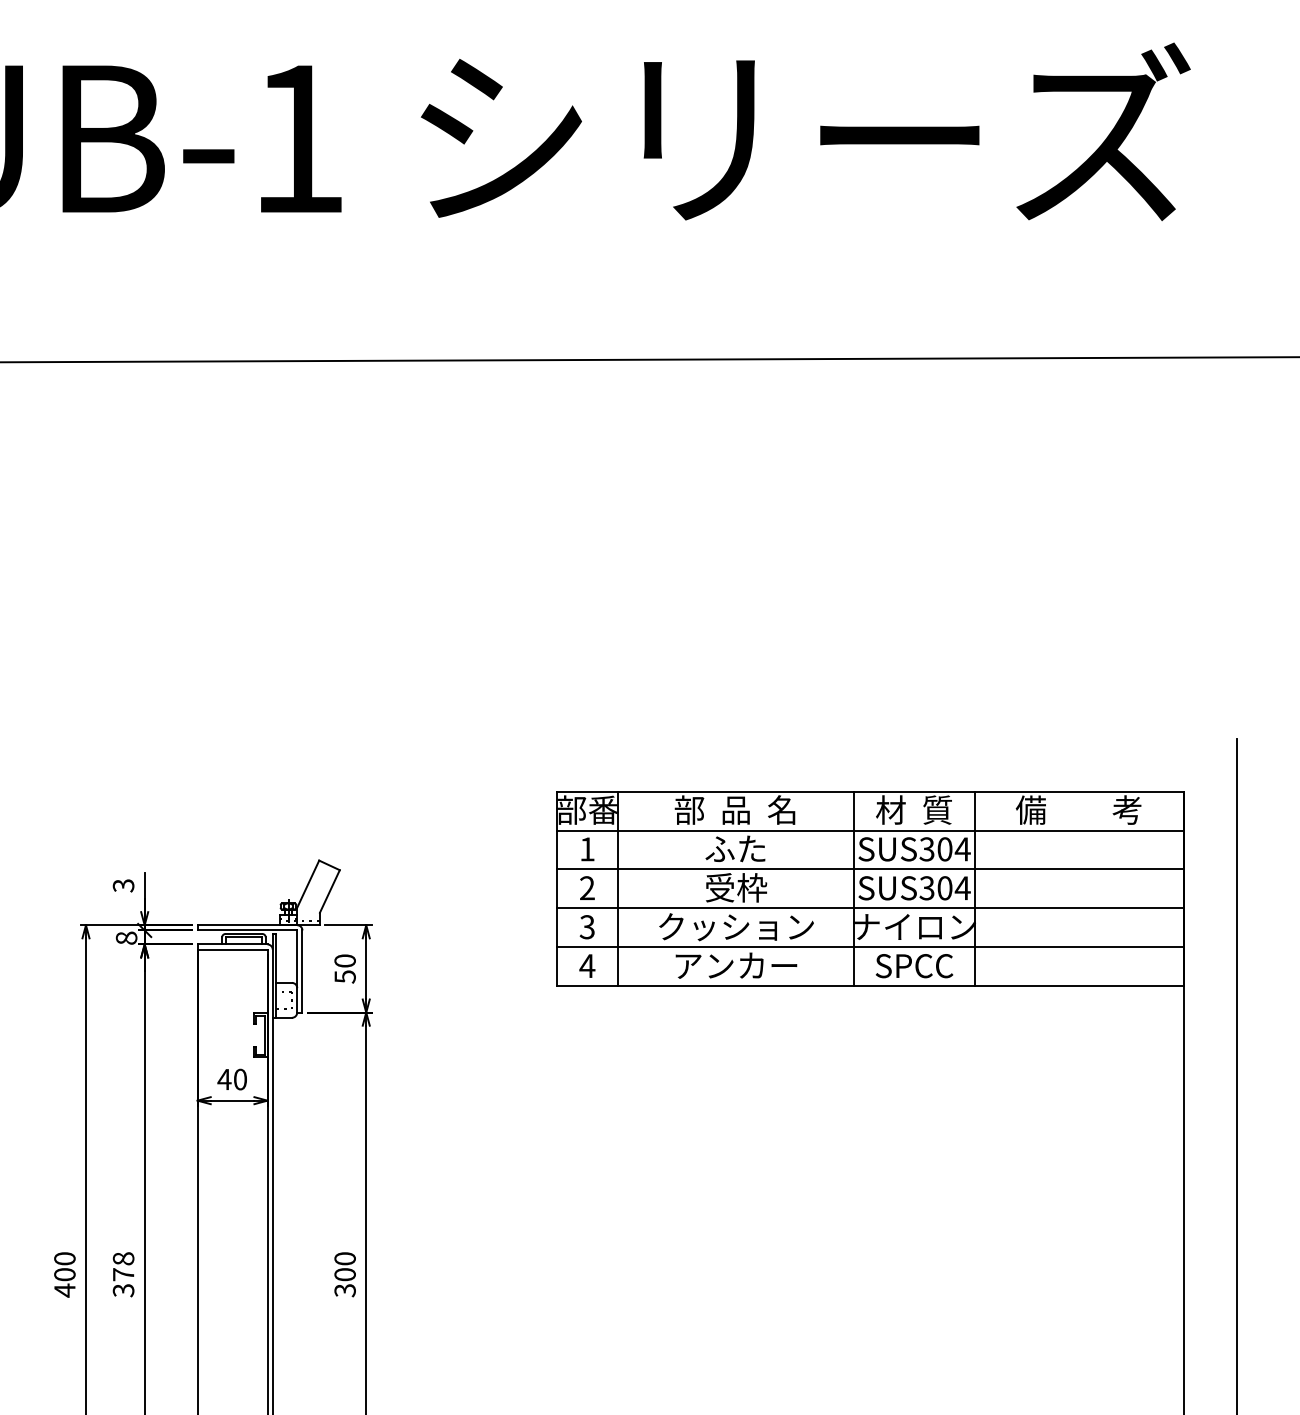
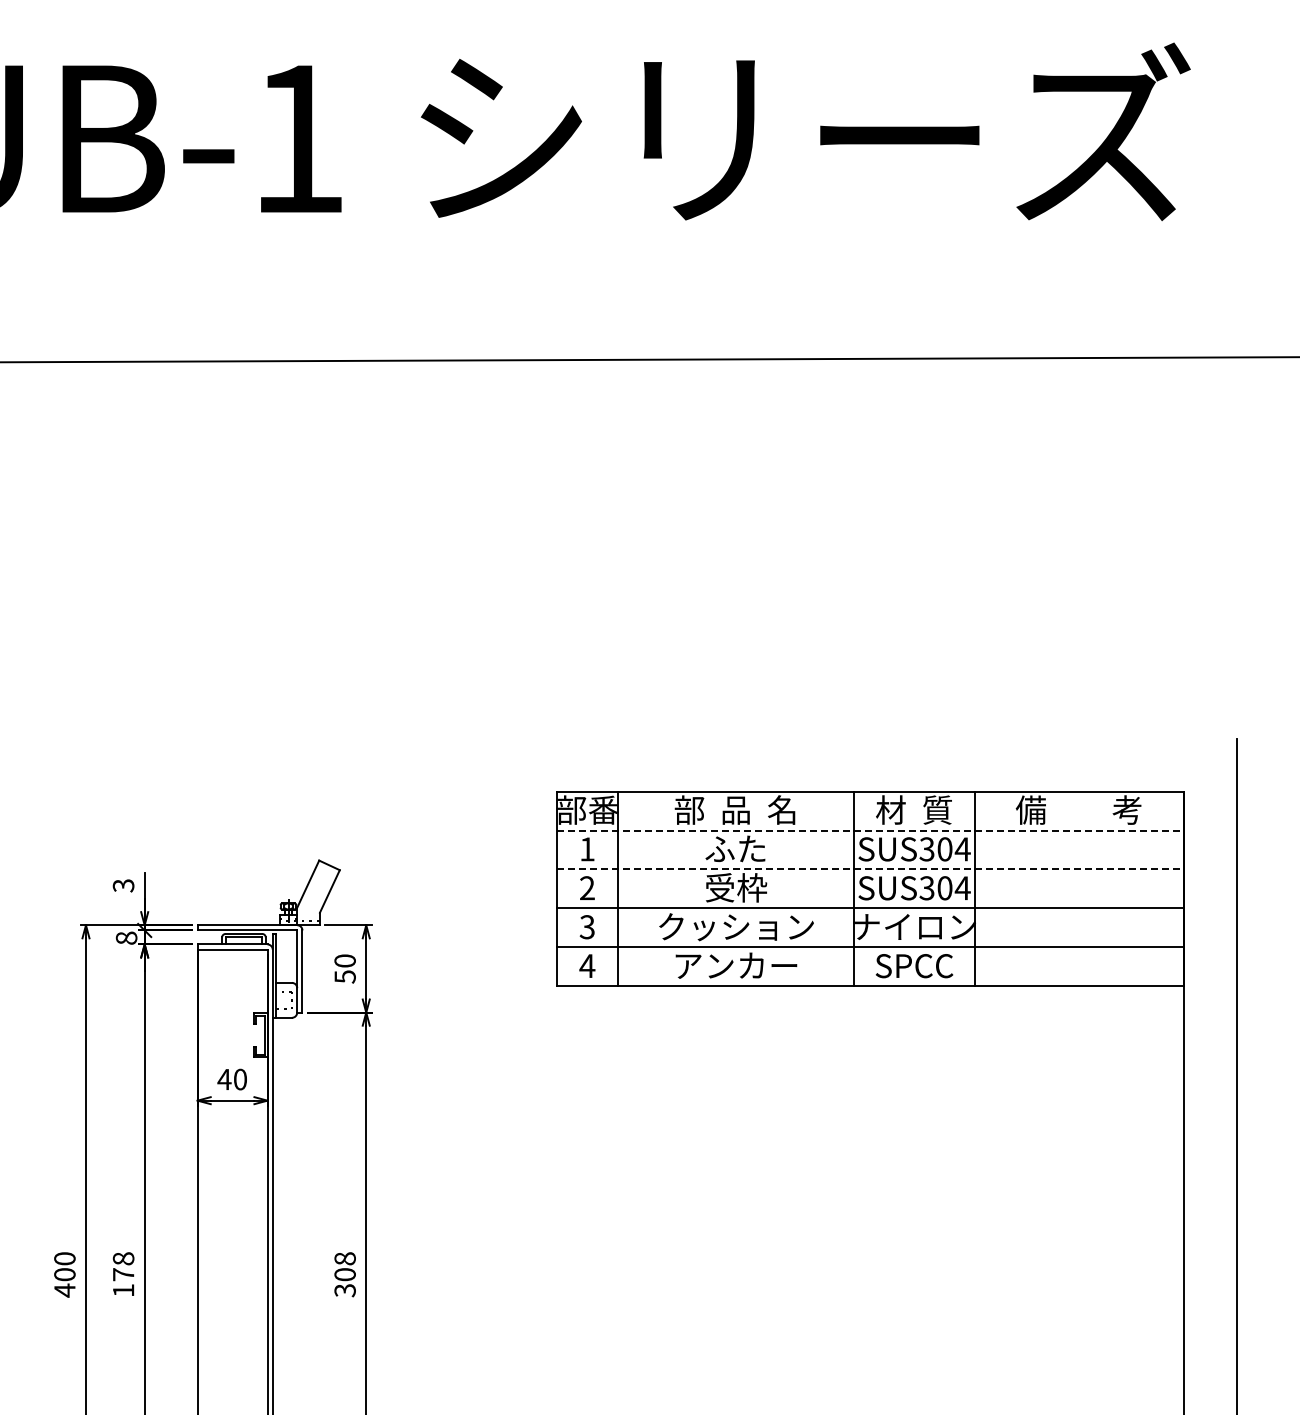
line: solid -> dashed (870, 830)
line: solid -> dashed (870, 869)
text: 300 -> 308 (345, 1258)
text: 378 -> 178 (123, 1290)
